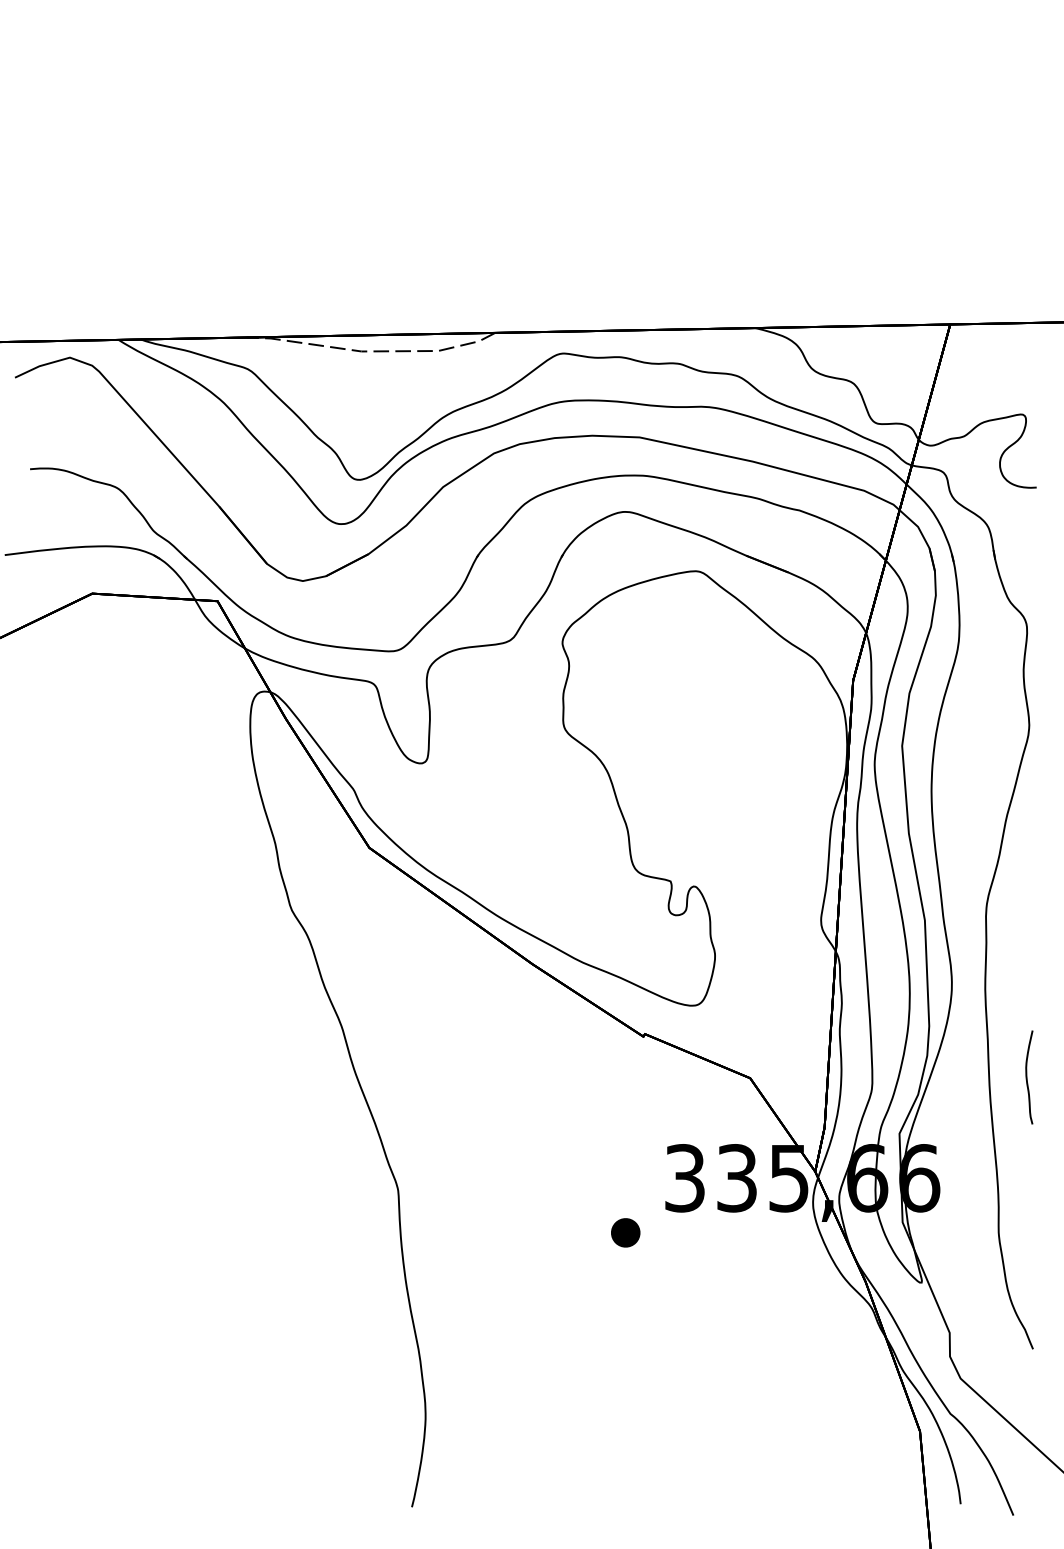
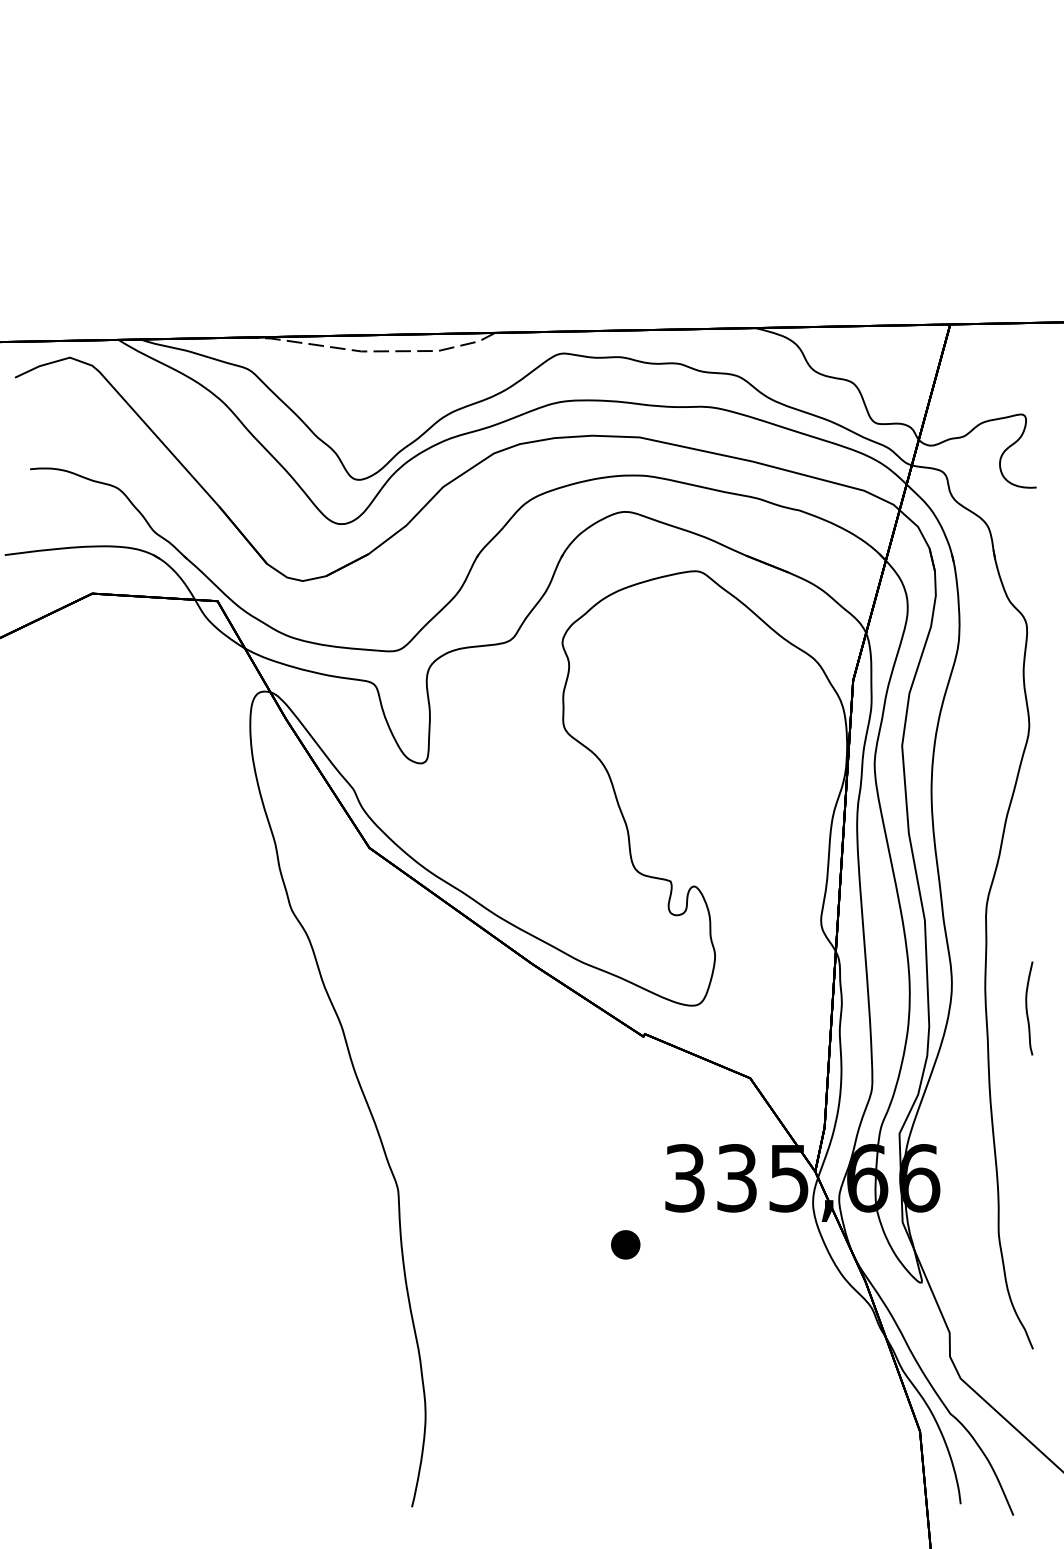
curve position: (1027, 1077) -> (1027, 1008) (1027, 1008)
part position: (625, 1232) -> (625, 1244) (625, 1244)
